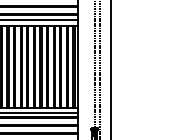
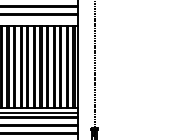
line: present -> none (39, 20)
line: present -> none (100, 69)
line: present -> none (110, 69)
